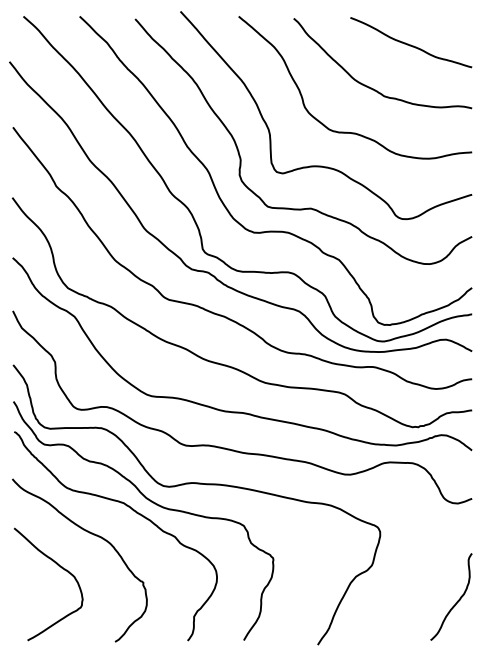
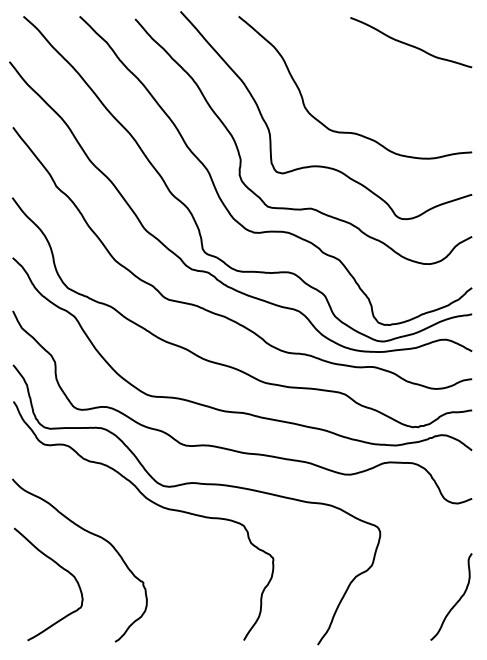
curve: present -> none (371, 87)
curve: present -> none (133, 511)
